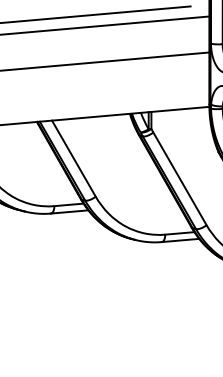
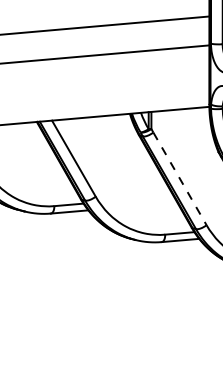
line: present -> none (96, 14)
line position: (105, 61) -> (105, 54) (105, 54)
line: solid -> dashed (180, 179)
